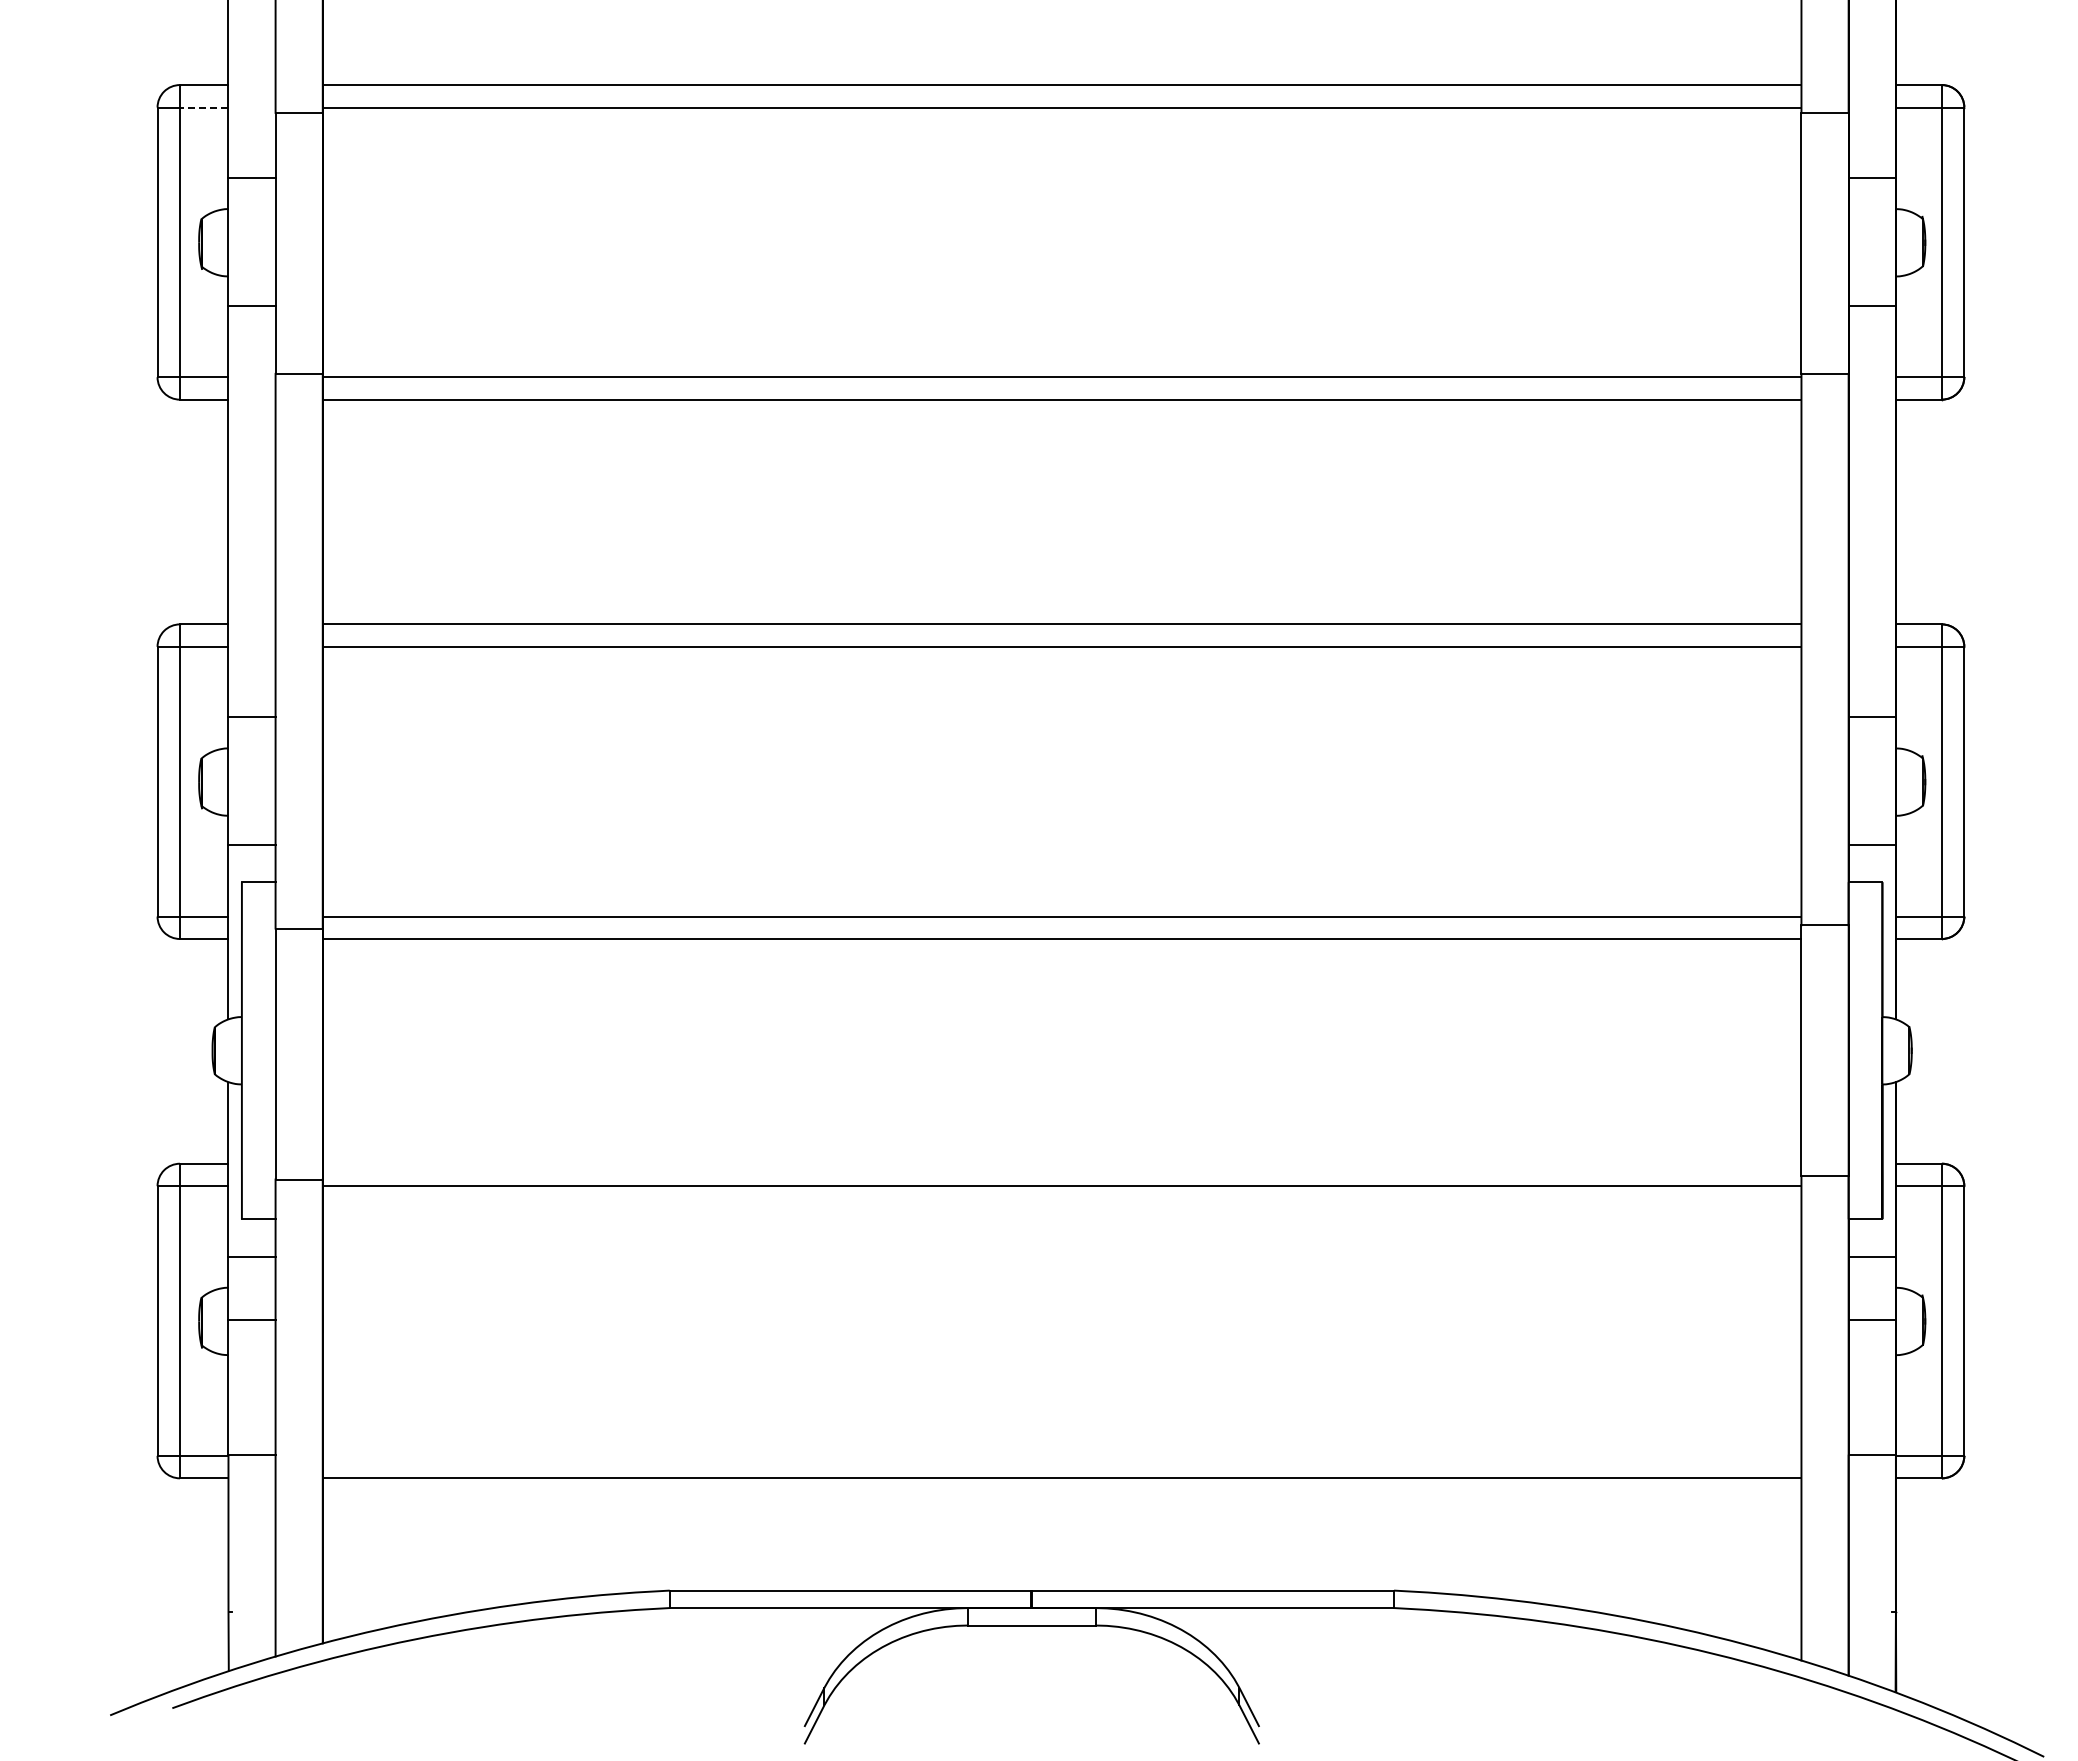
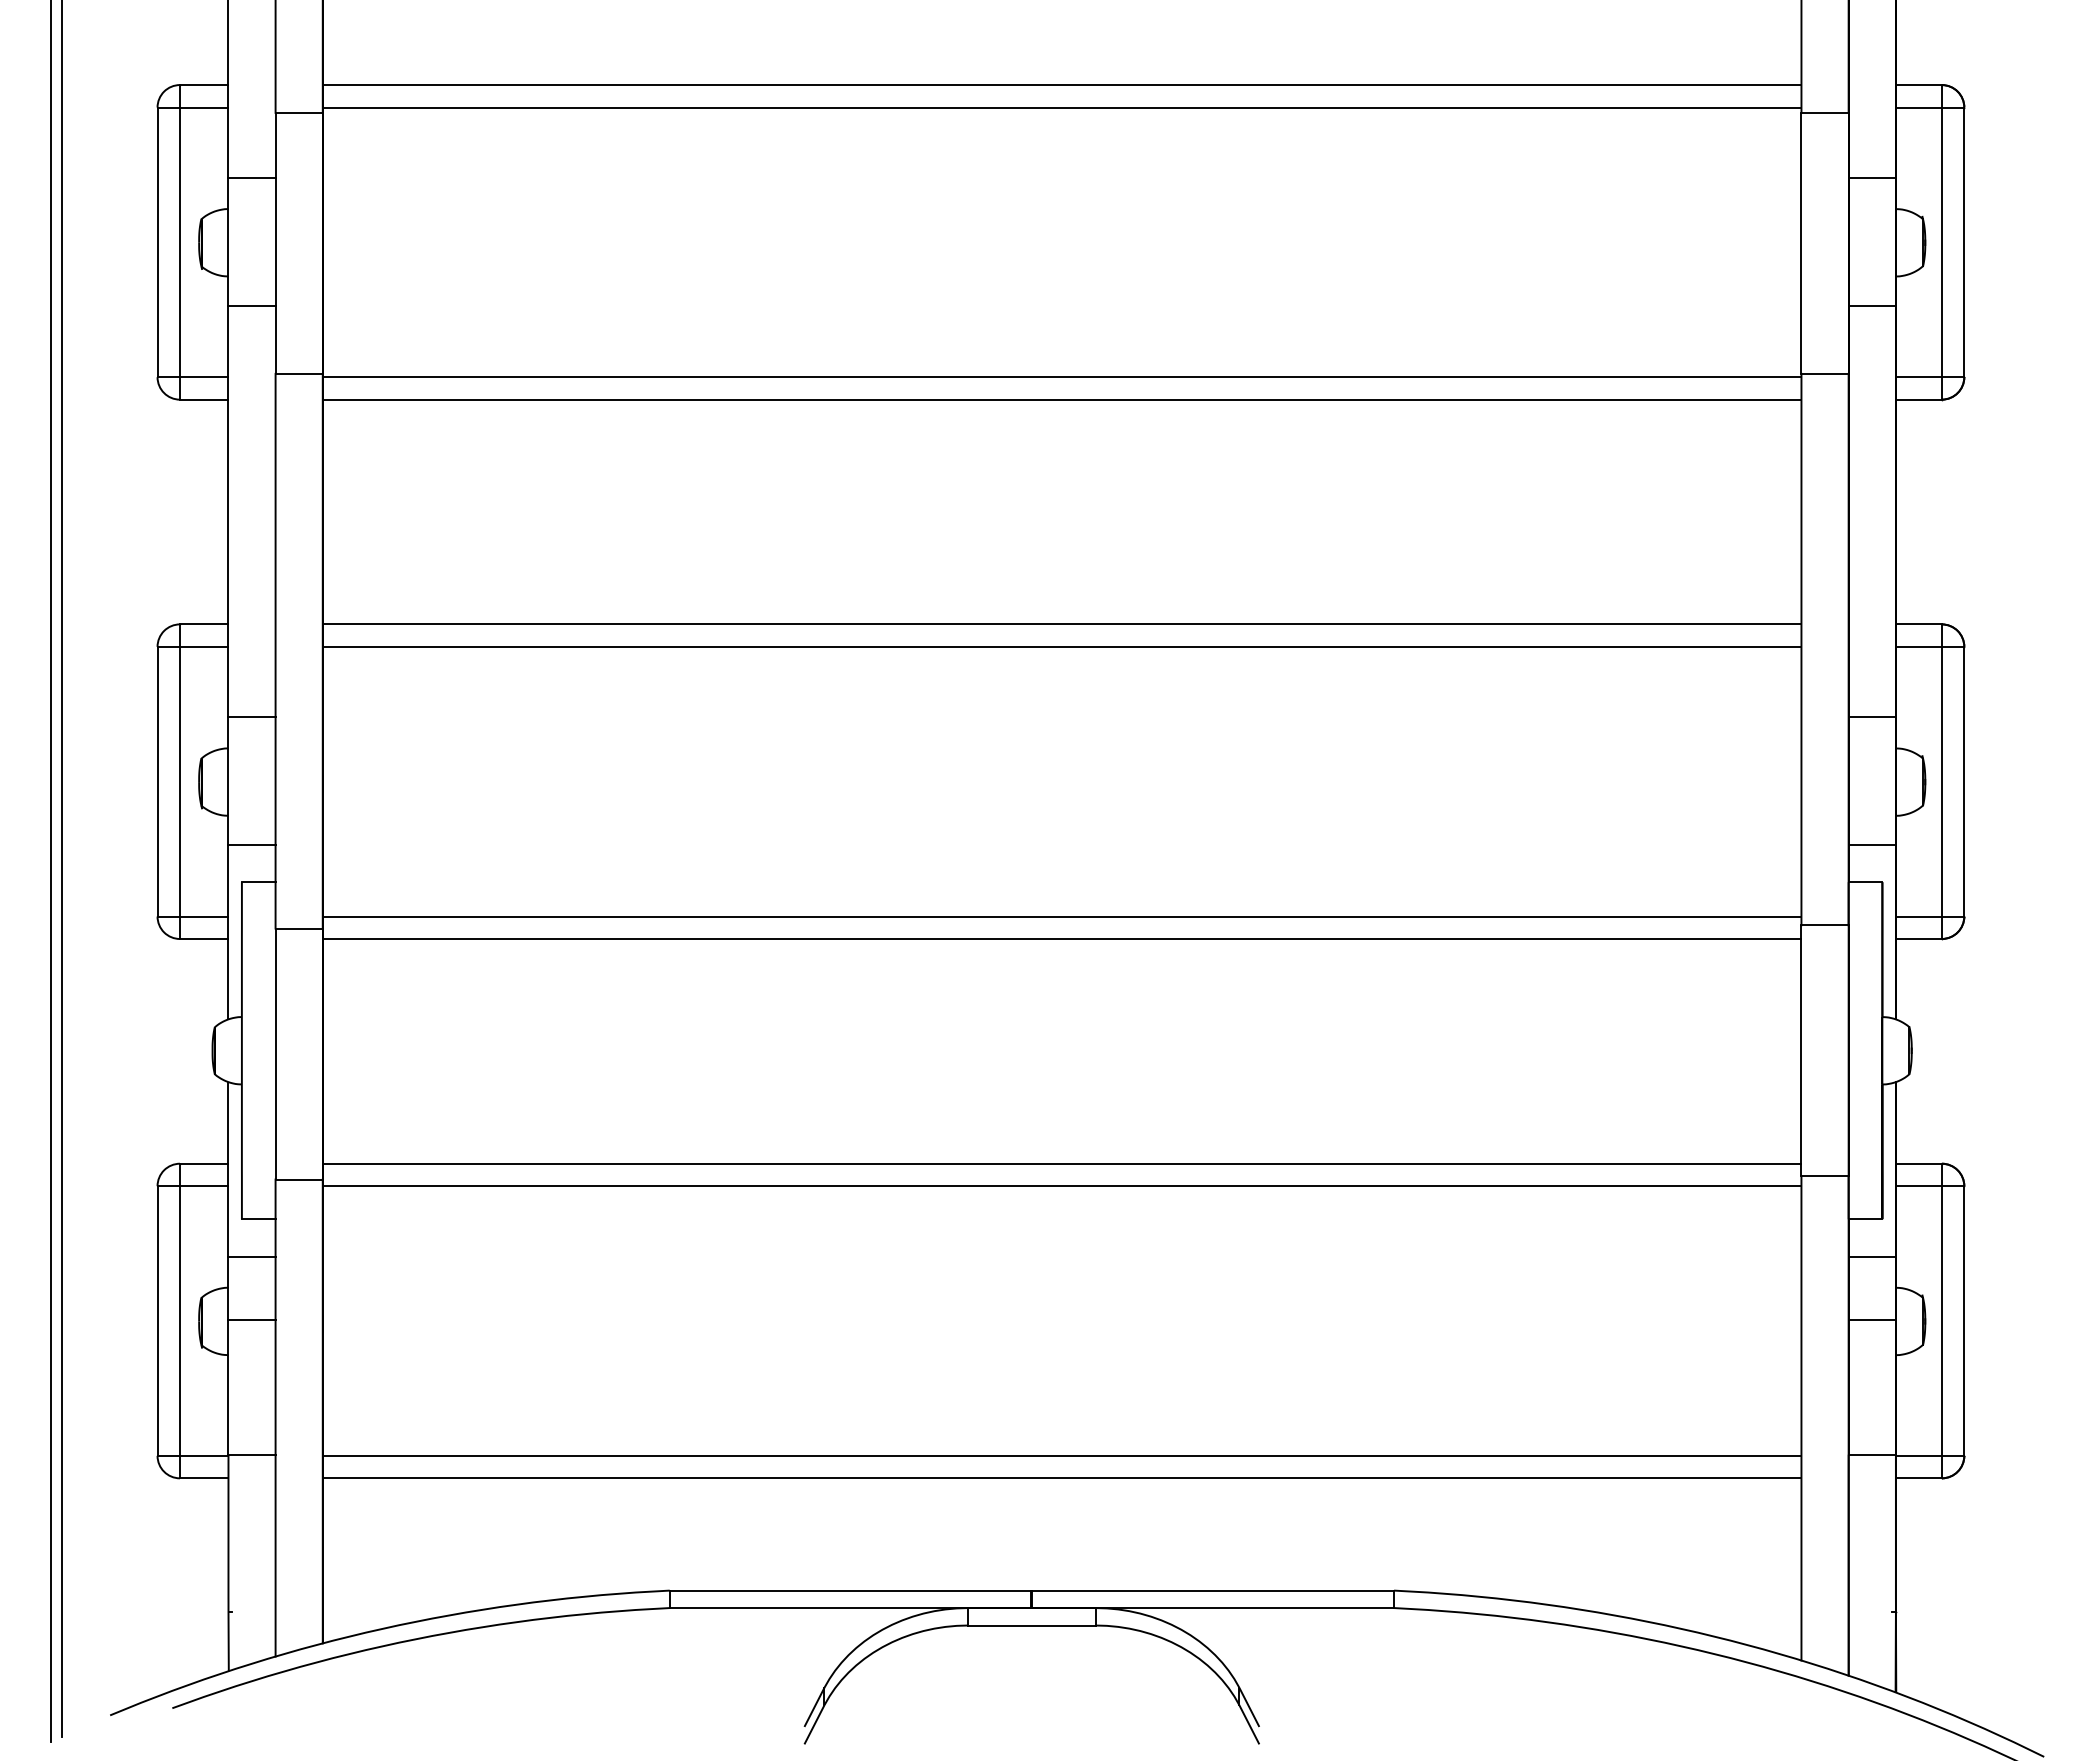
line: dashed -> solid (203, 107)
line: none -> present (62, 869)
line: none -> present (51, 871)
line: none -> present (1061, 1163)
line: none -> present (1061, 1455)
